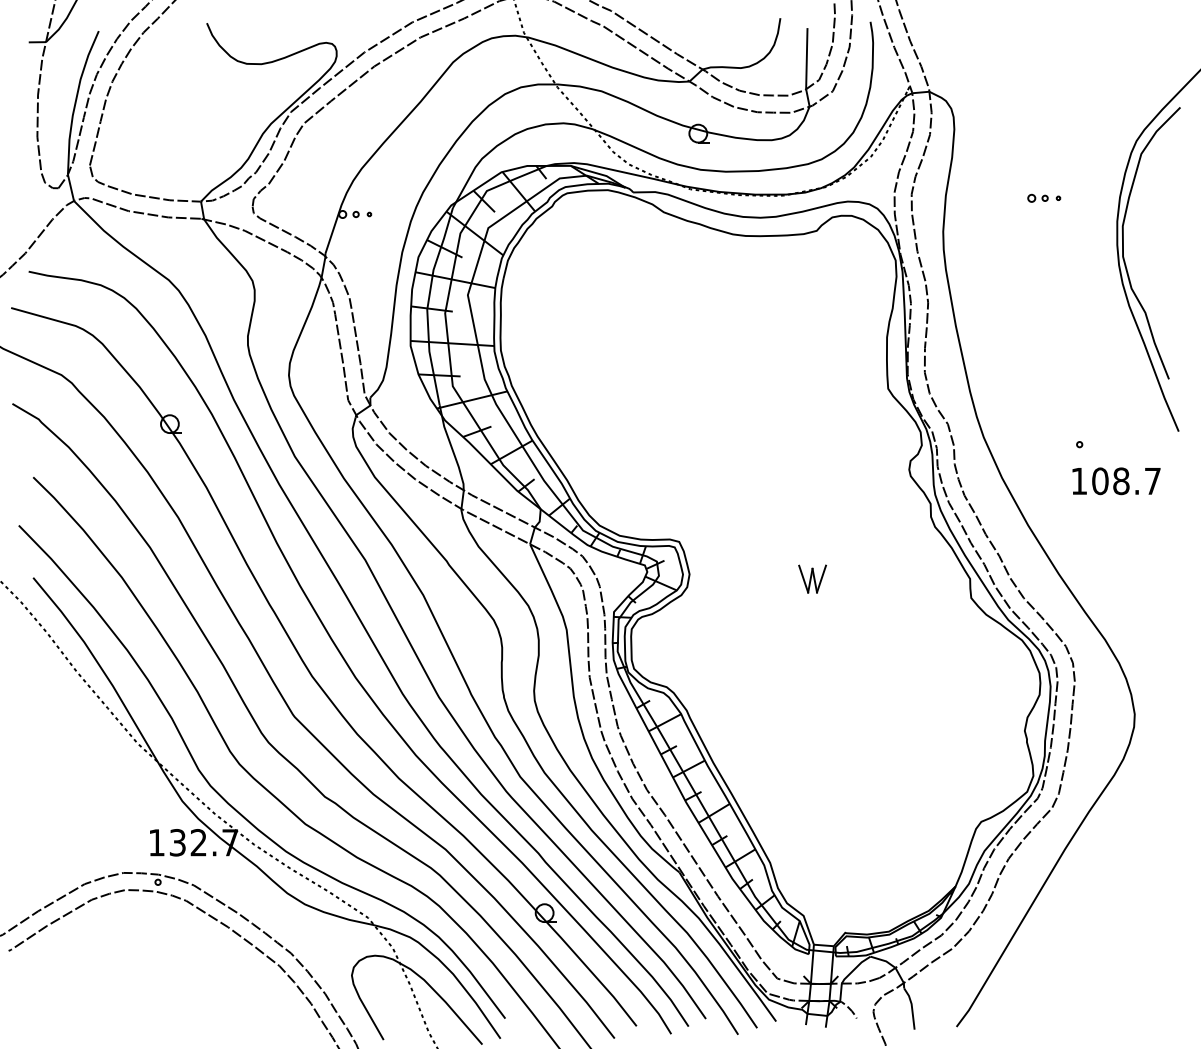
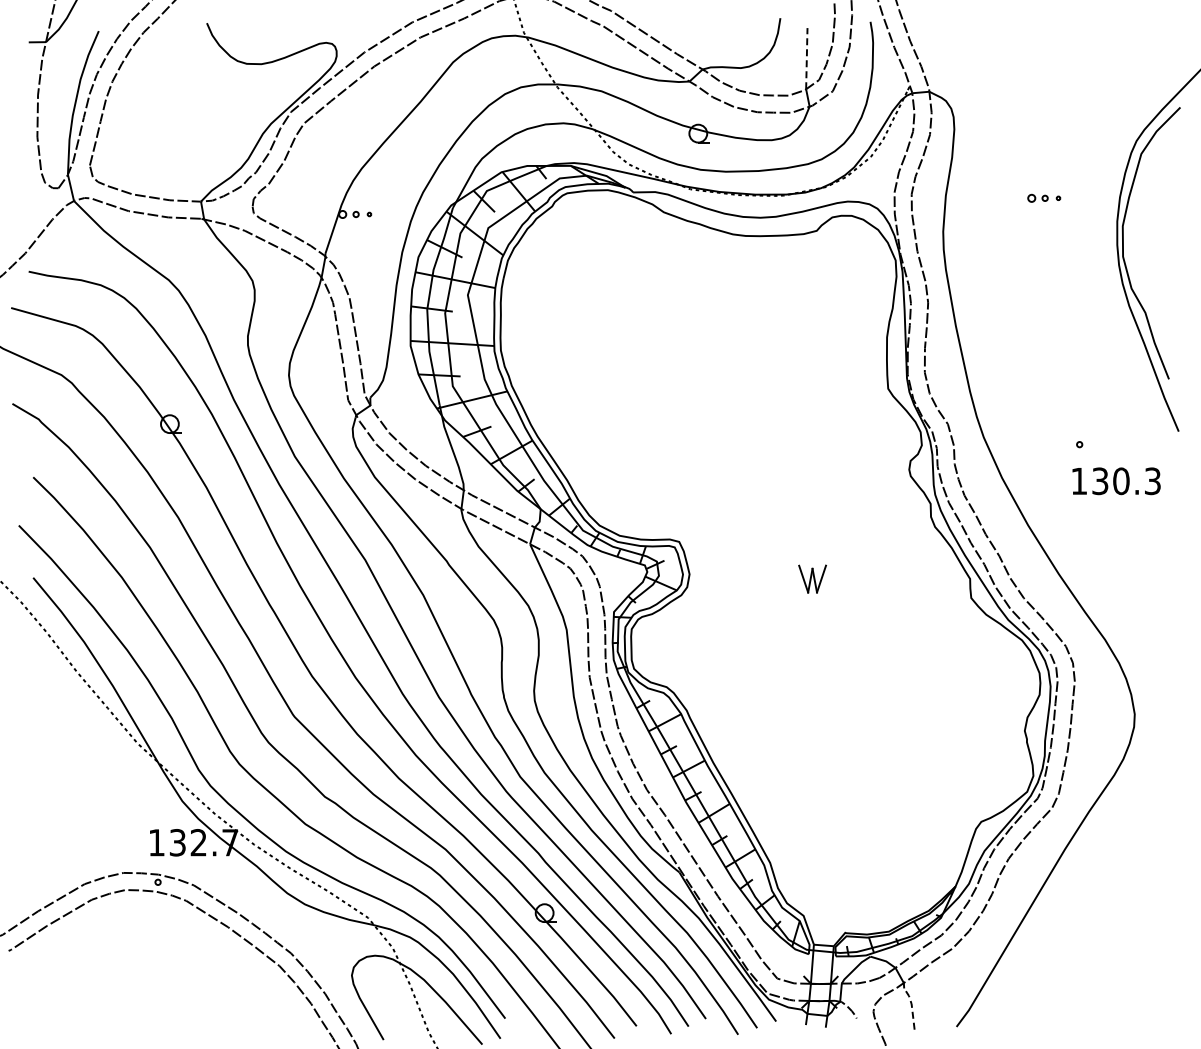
line: solid -> dashed (806, 58)
text: 108.7 -> 130.3 (1126, 481)
line: solid -> dashed (911, 1006)
